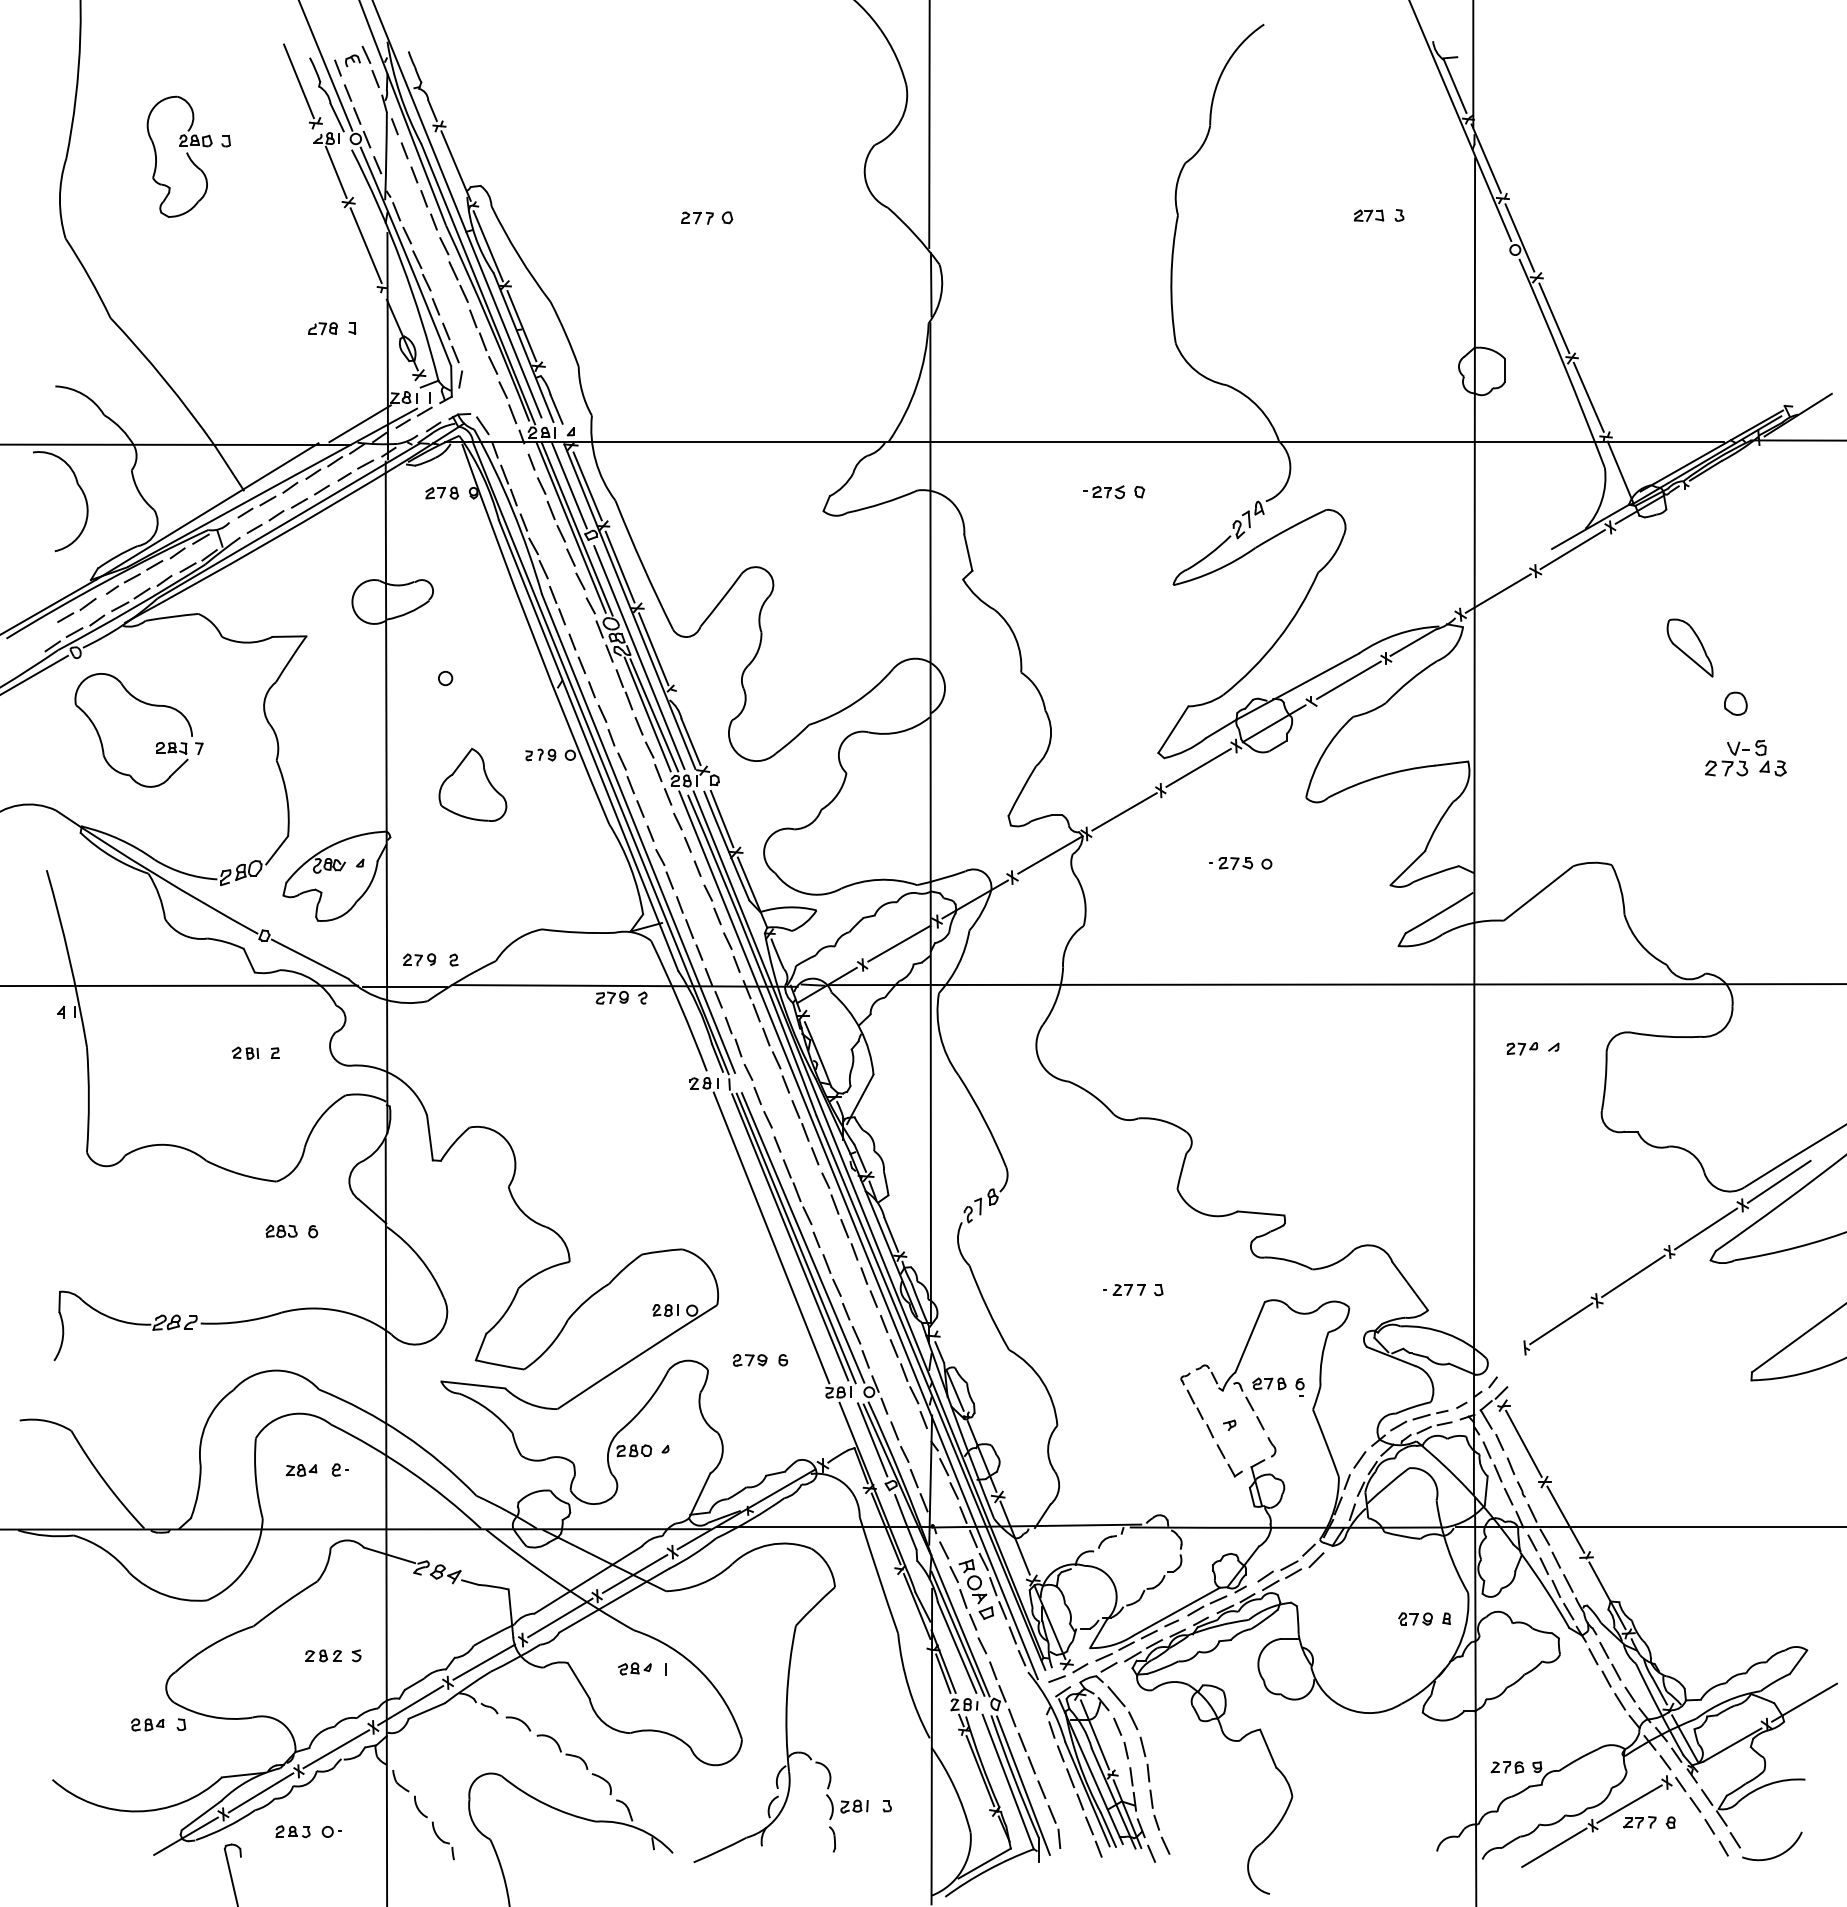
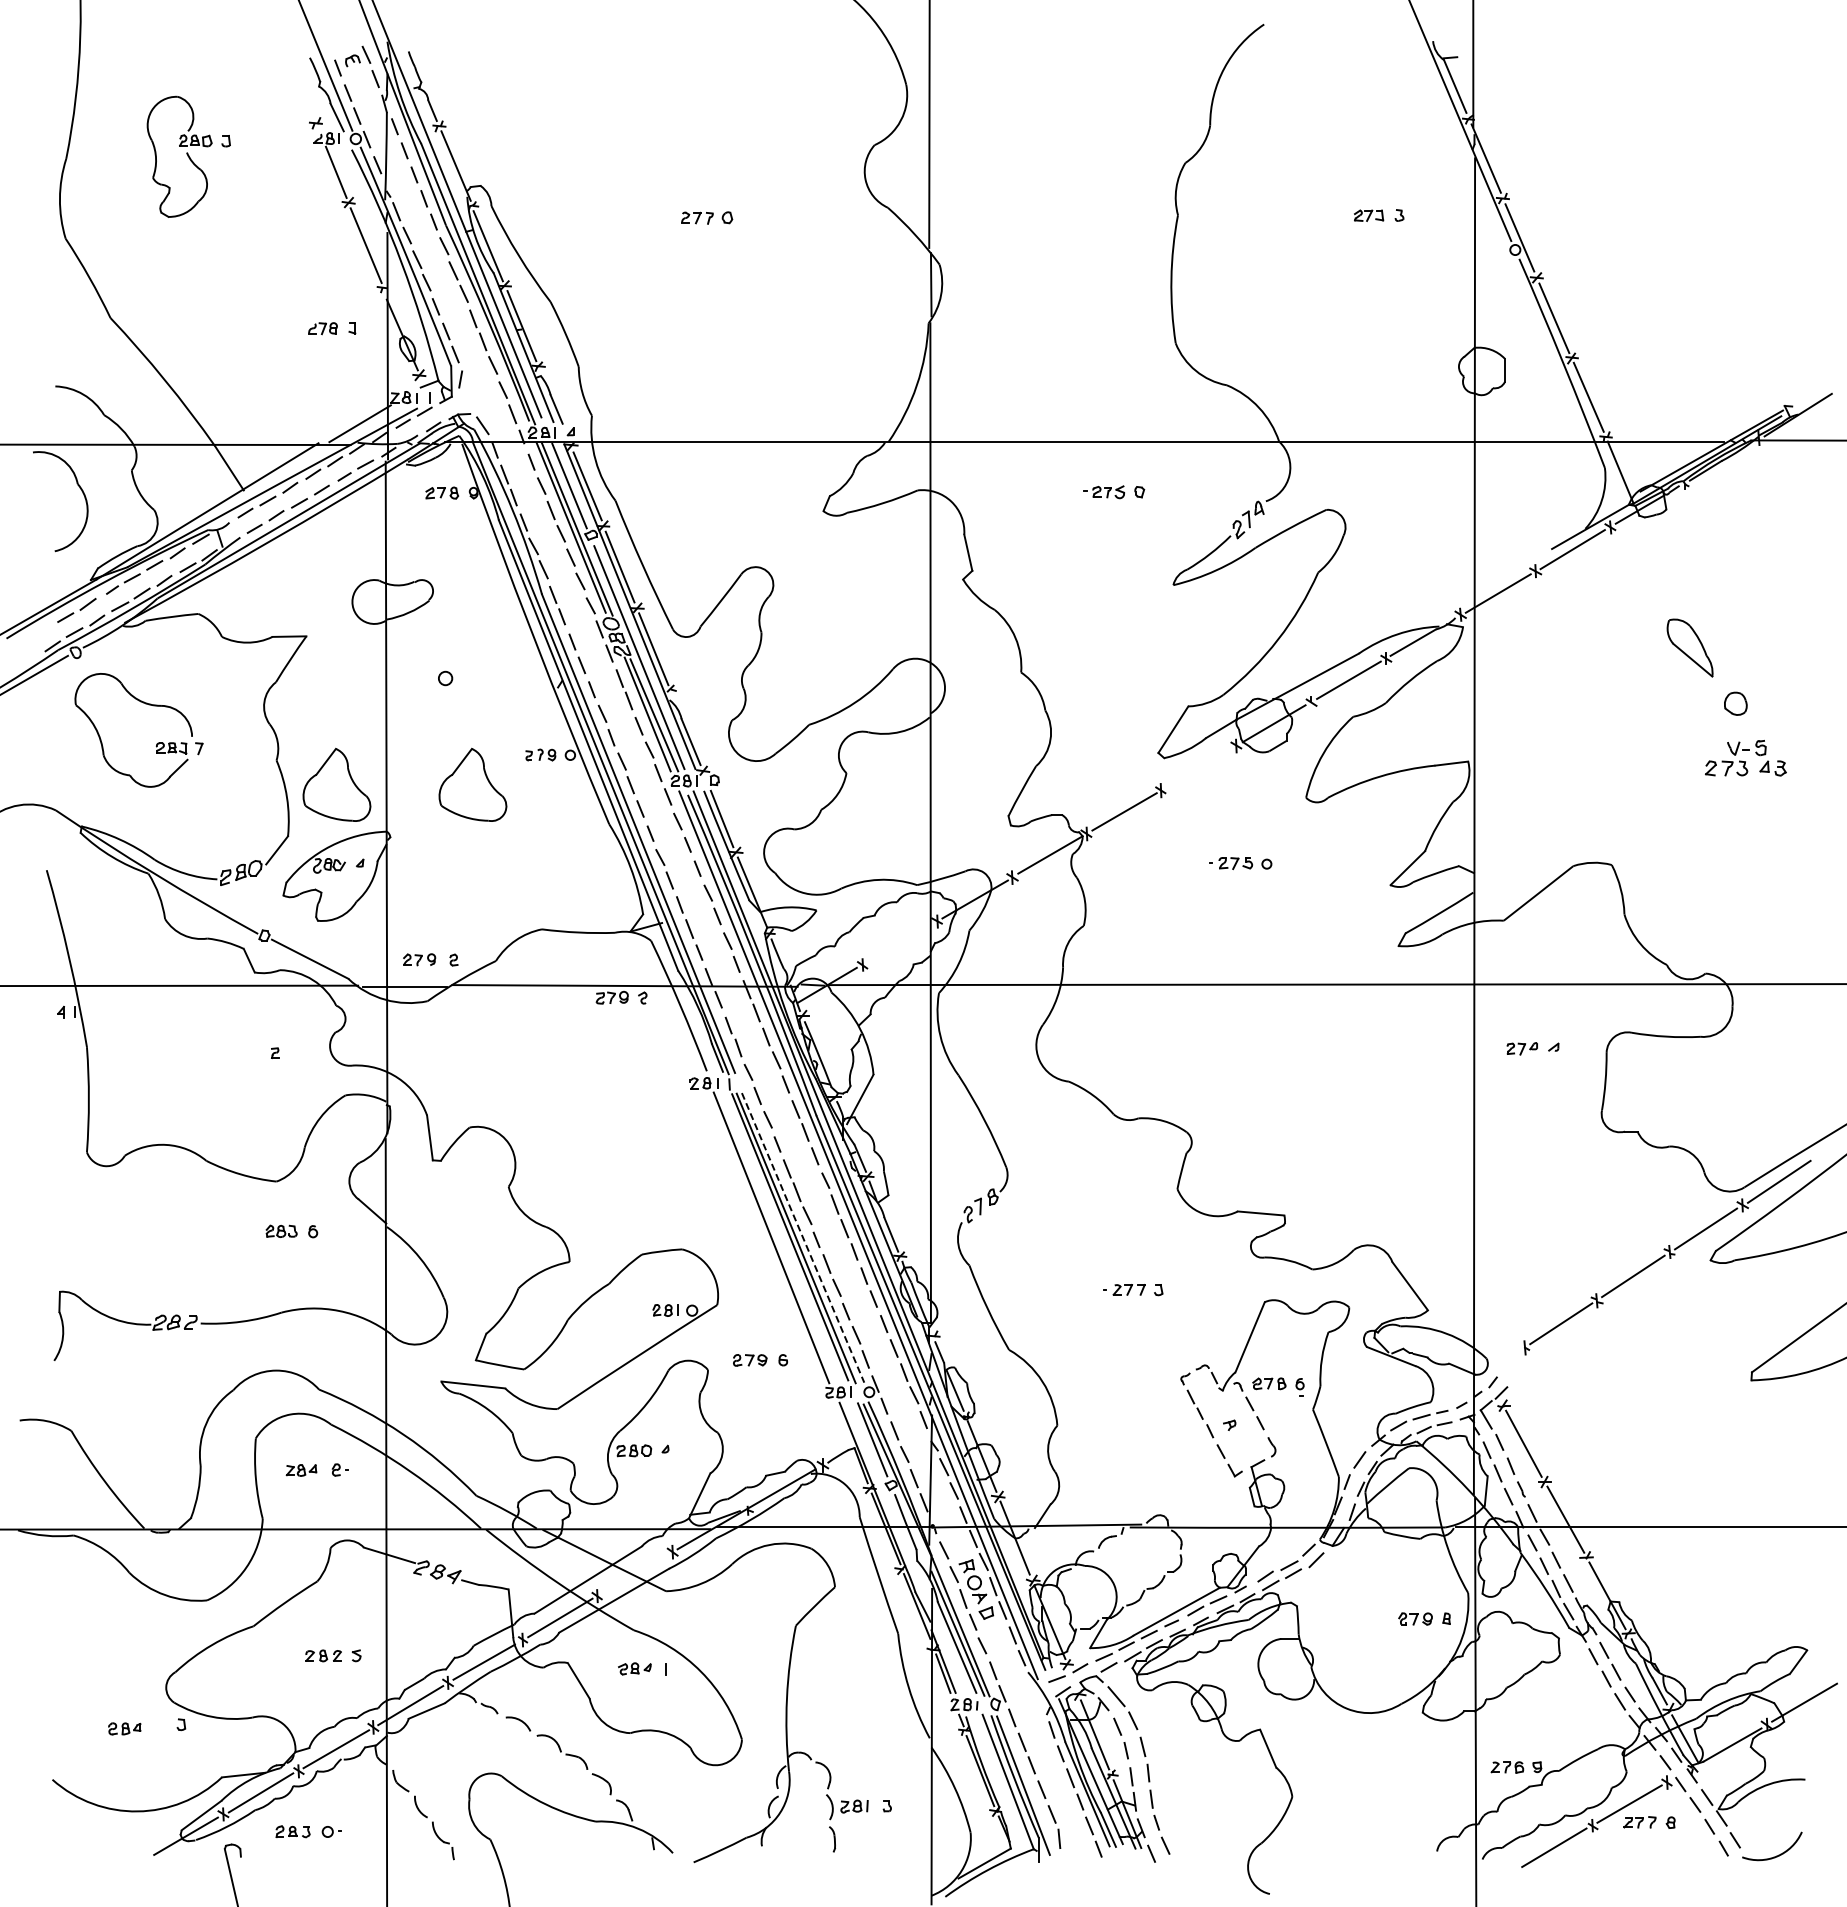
line: present -> none (298, 81)
line: present -> none (1198, 767)
part: none -> present (336, 784)
line: present -> none (899, 943)
part: present -> none (245, 1052)
line: solid -> dashed (803, 1238)
line: present -> none (634, 1573)
part position: (147, 1724) -> (124, 1728) (124, 1728)
